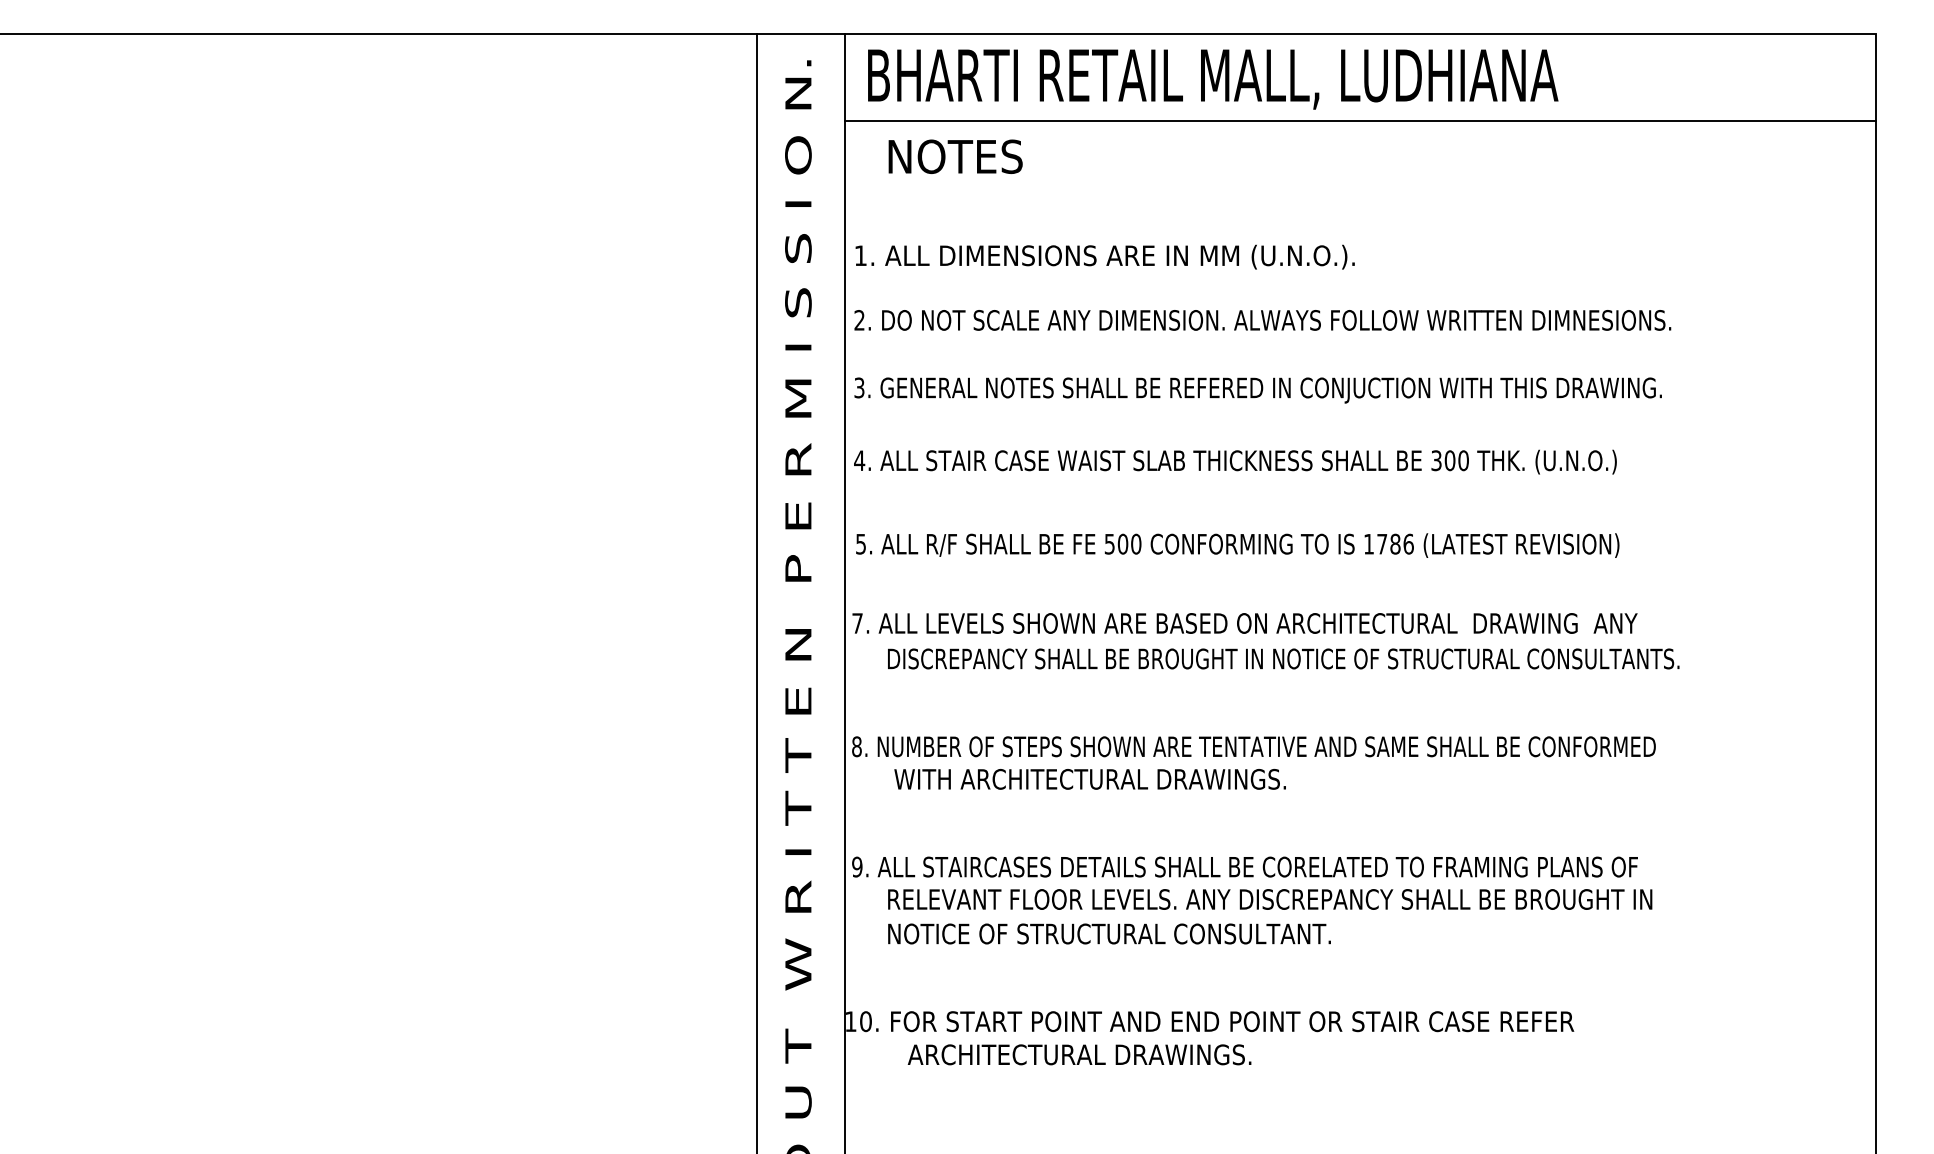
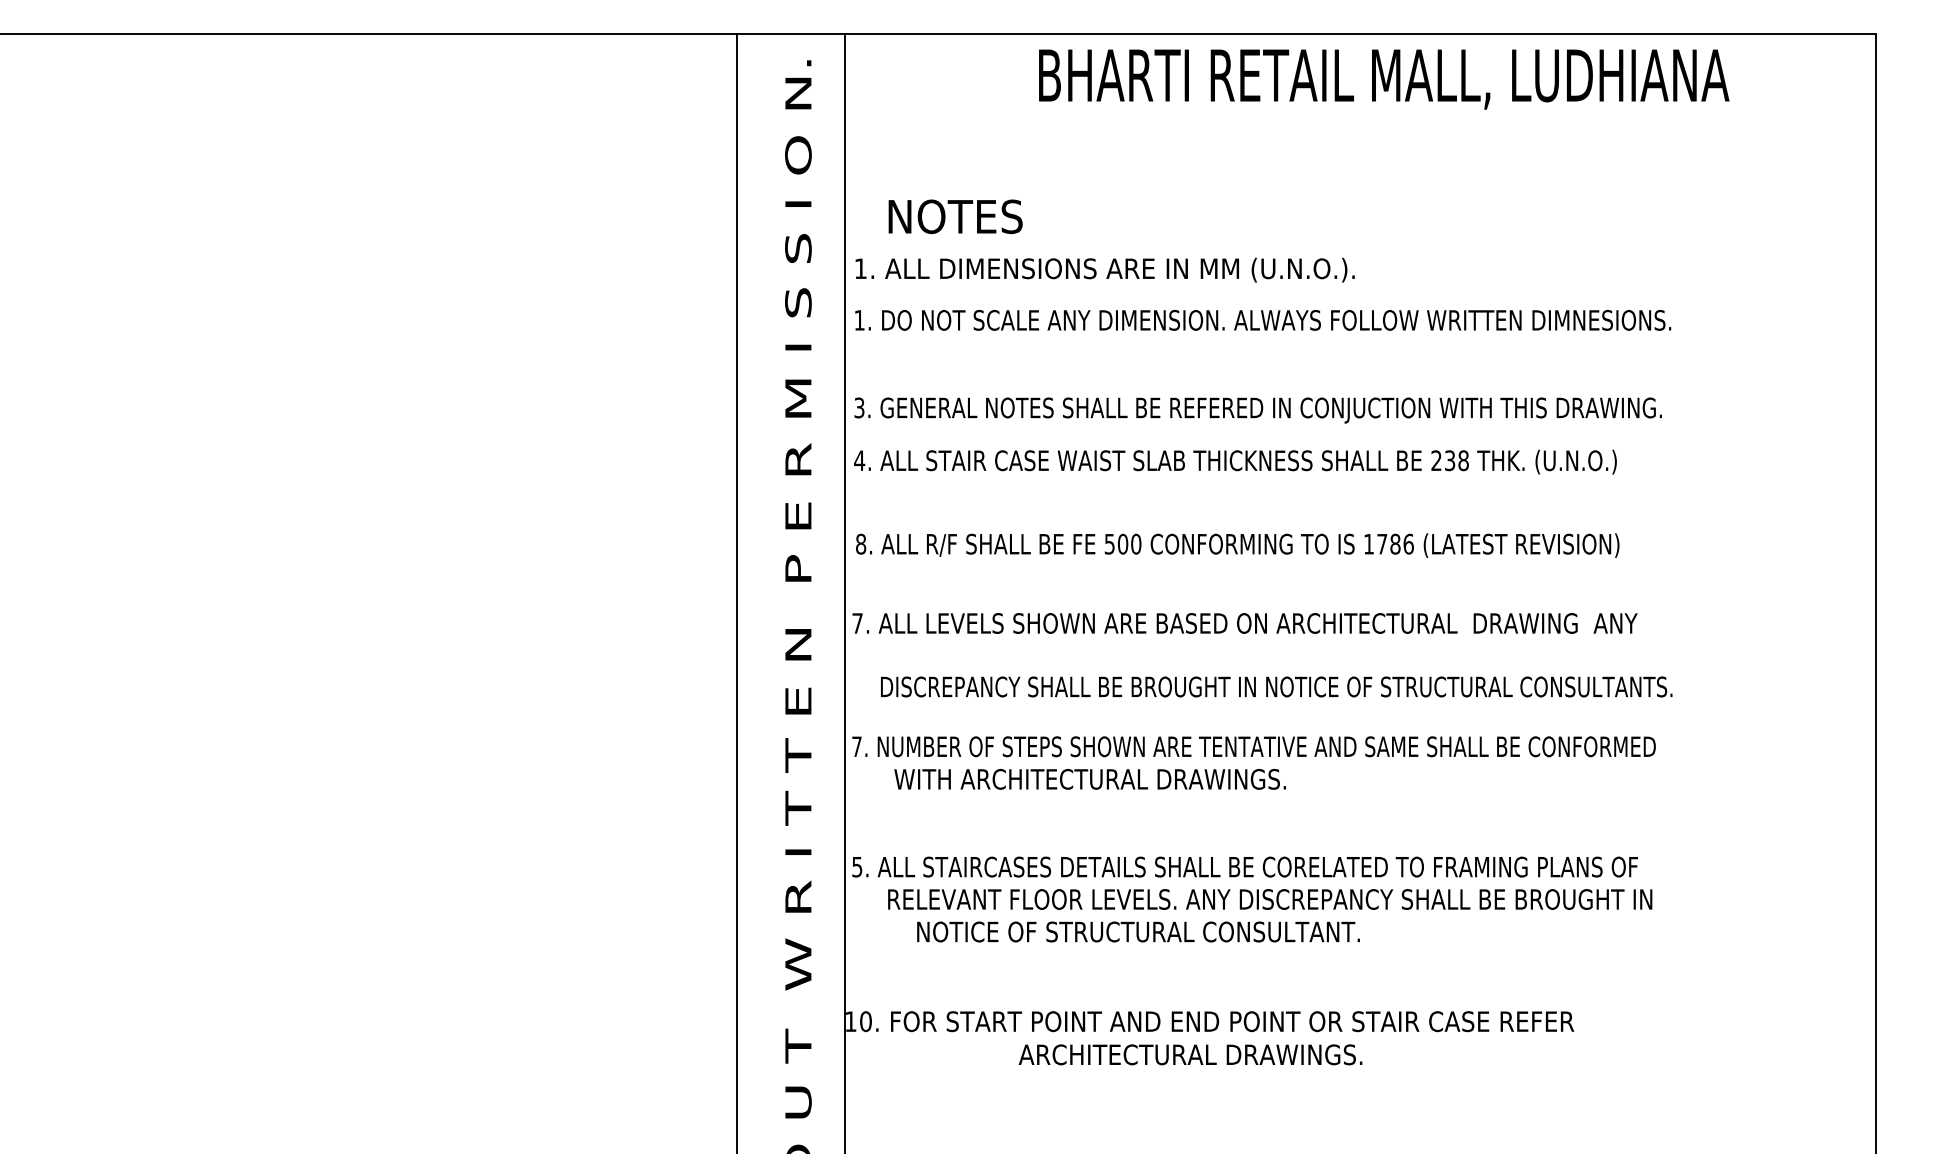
text position: (1213, 79) -> (1384, 79) (1384, 79)
line: present -> none (1360, 120)
text position: (955, 156) -> (955, 216) (955, 216)
text position: (1104, 256) -> (1104, 269) (1104, 269)
text: 2. -> 1. (859, 320)
text position: (1257, 390) -> (1257, 410) (1257, 410)
text: 300 -> 238 (1449, 460)
text: 5. -> 8. (861, 543)
line position: (756, 592) -> (736, 592) (736, 592)
text position: (1283, 658) -> (1276, 686) (1276, 686)
text: 8. -> 7. (856, 746)
text: 9. -> 5. (857, 866)
text position: (1109, 933) -> (1138, 931) (1138, 931)
text position: (1079, 1054) -> (1190, 1054) (1190, 1054)
